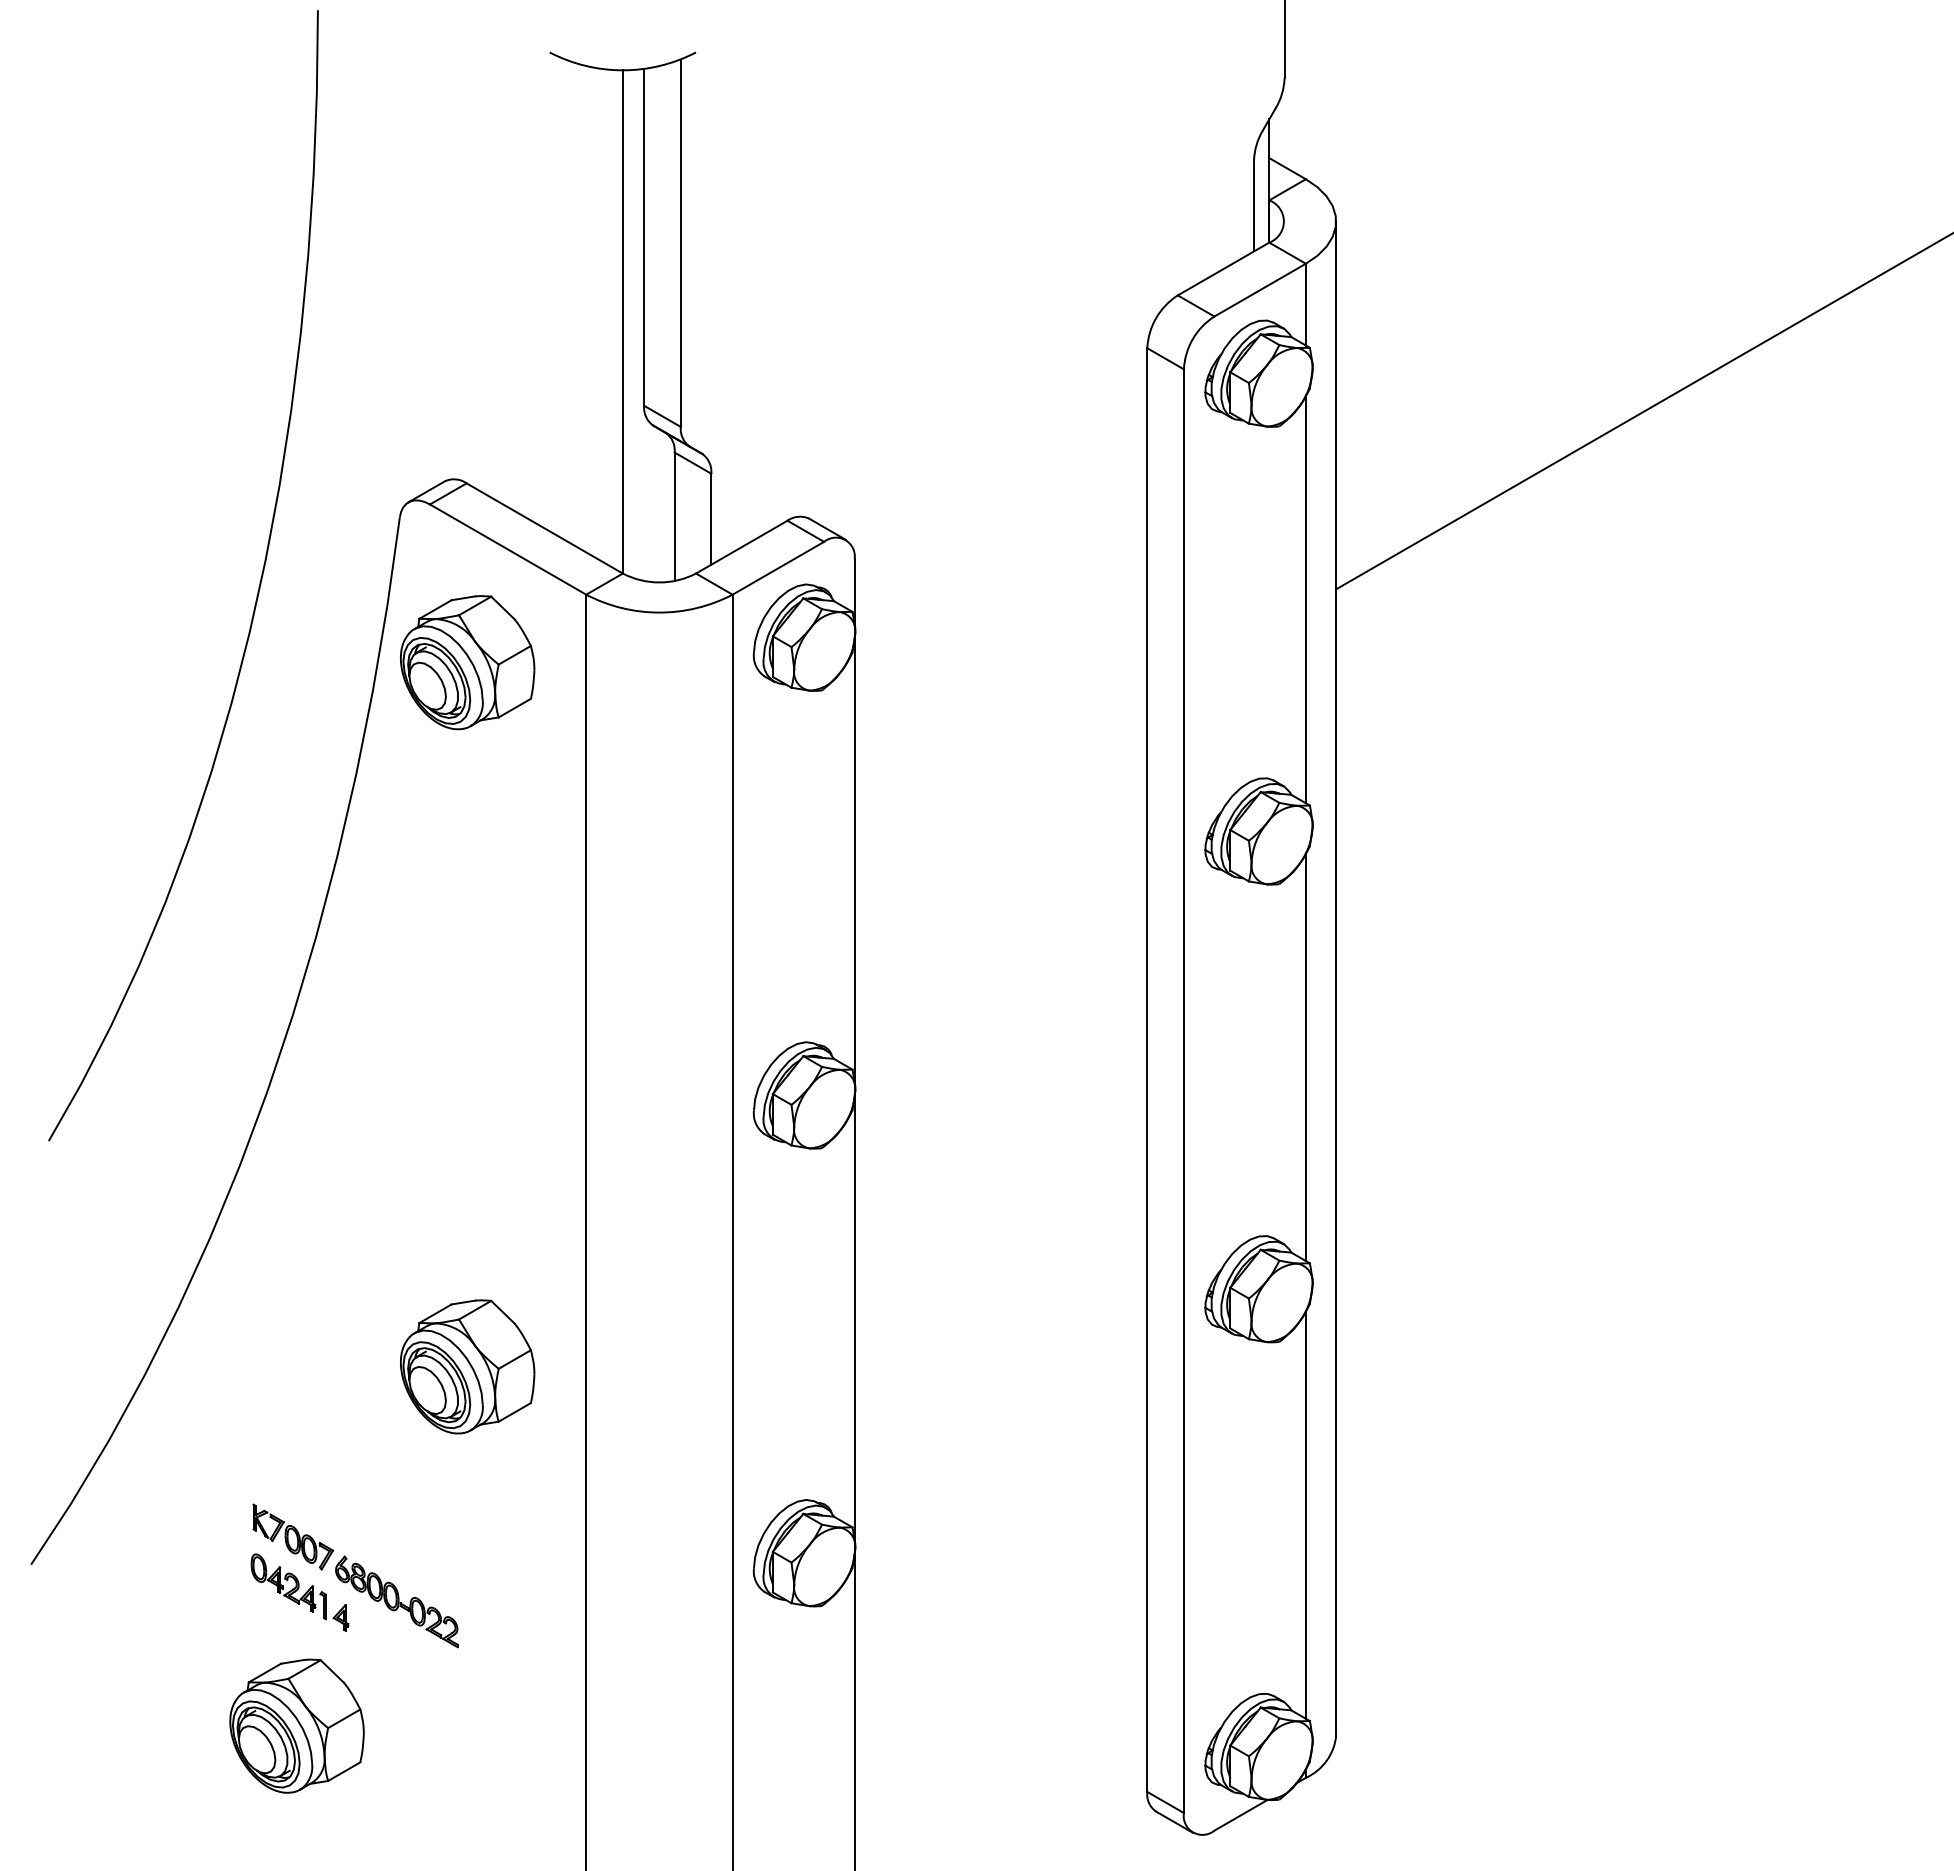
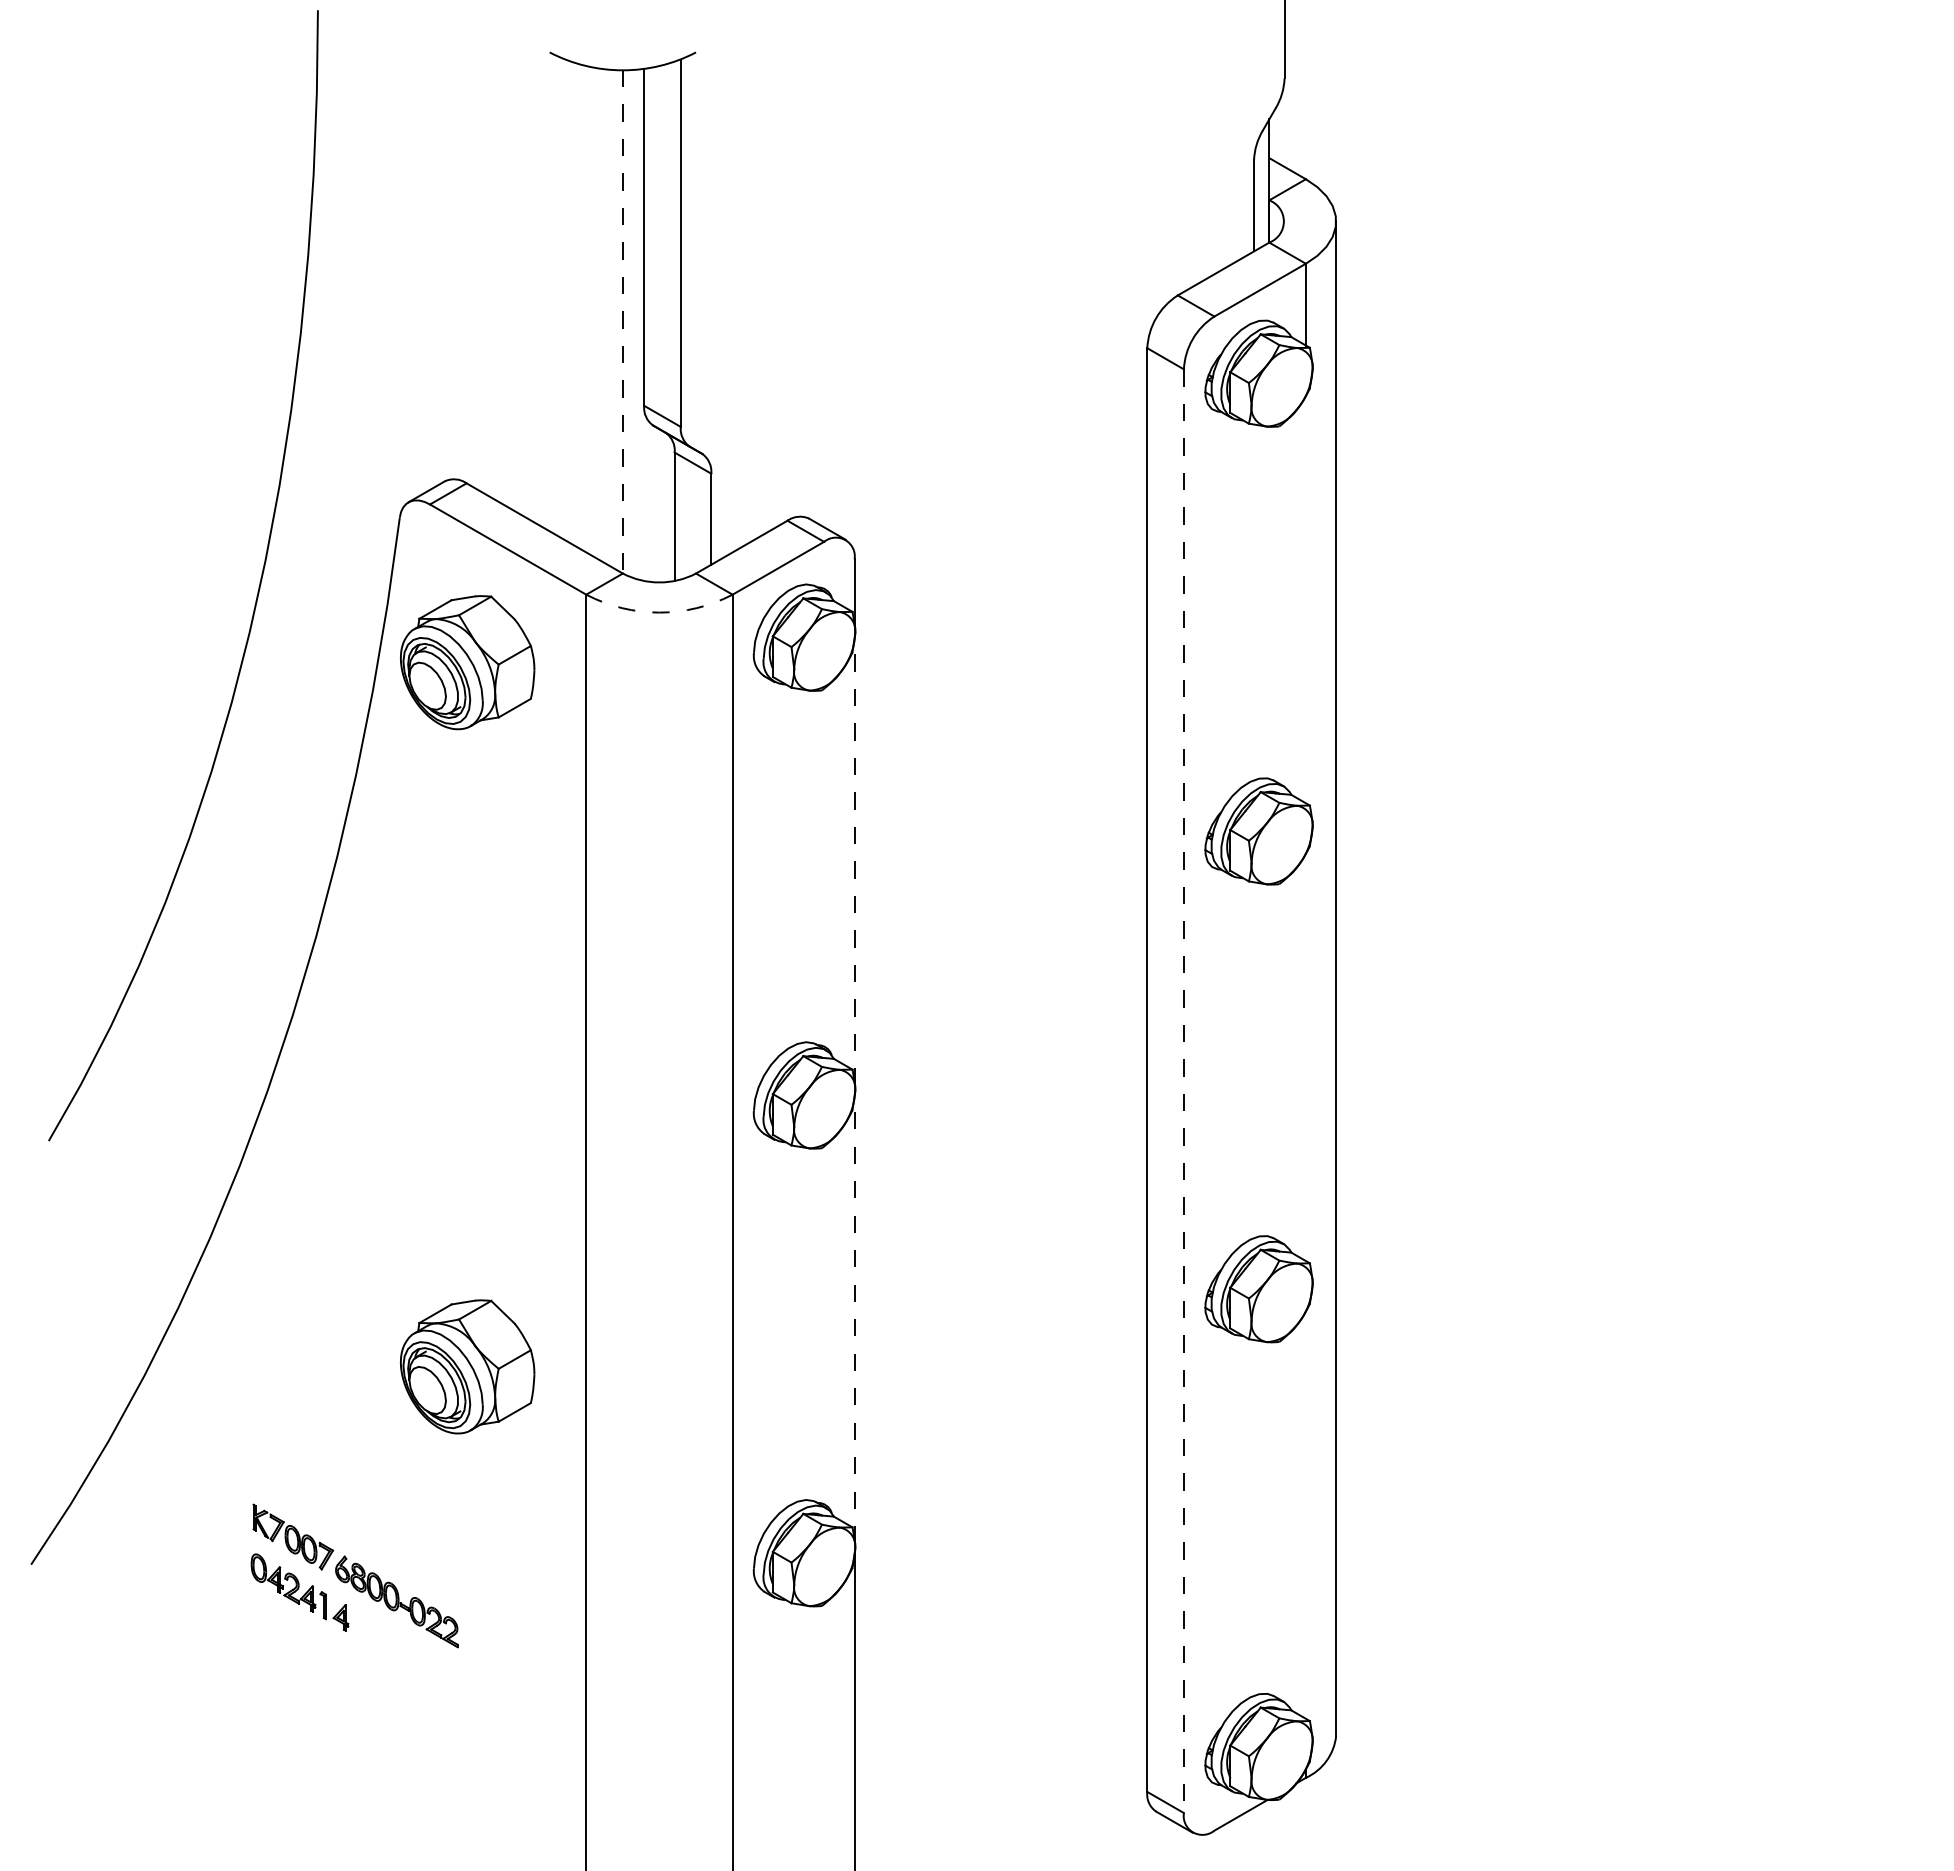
line: solid -> dashed (622, 321)
line: present -> none (1643, 411)
line: present -> none (1305, 599)
arc: solid -> dashed (659, 612)
line: solid -> dashed (854, 861)
line: present -> none (1305, 1057)
line: solid -> dashed (1183, 1091)
line: solid -> dashed (854, 1319)
line: present -> none (1305, 1514)
part: present -> none (296, 1725)
